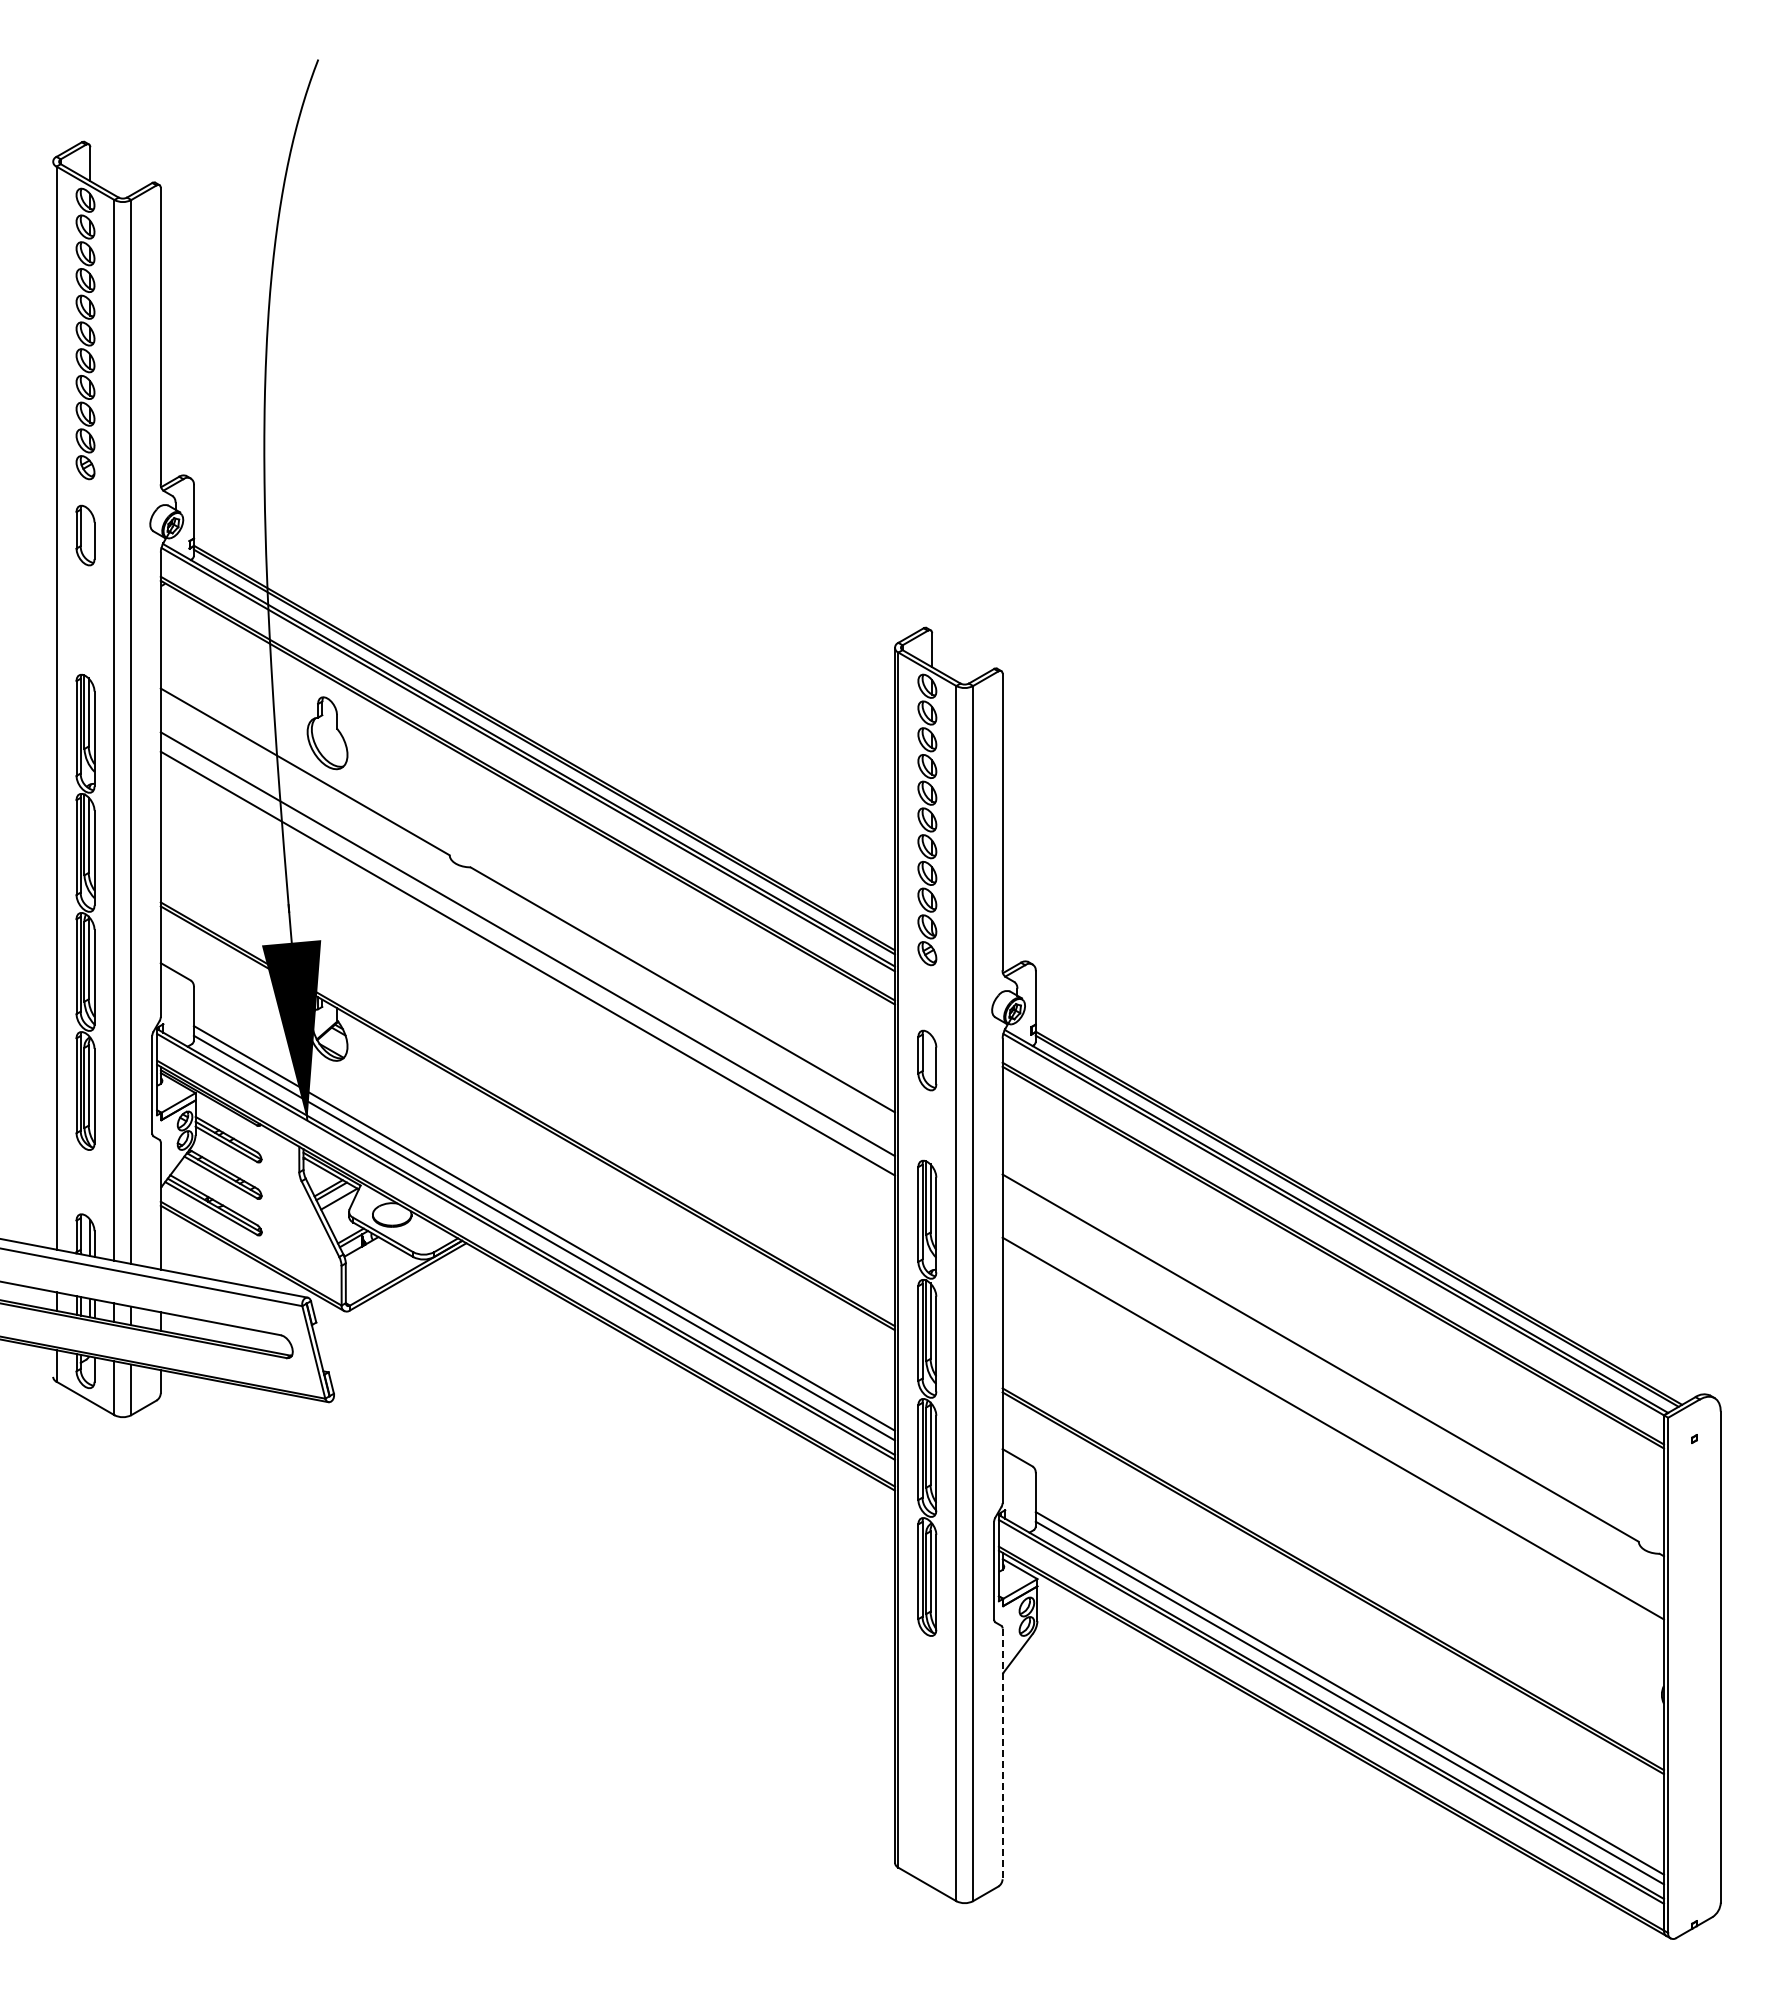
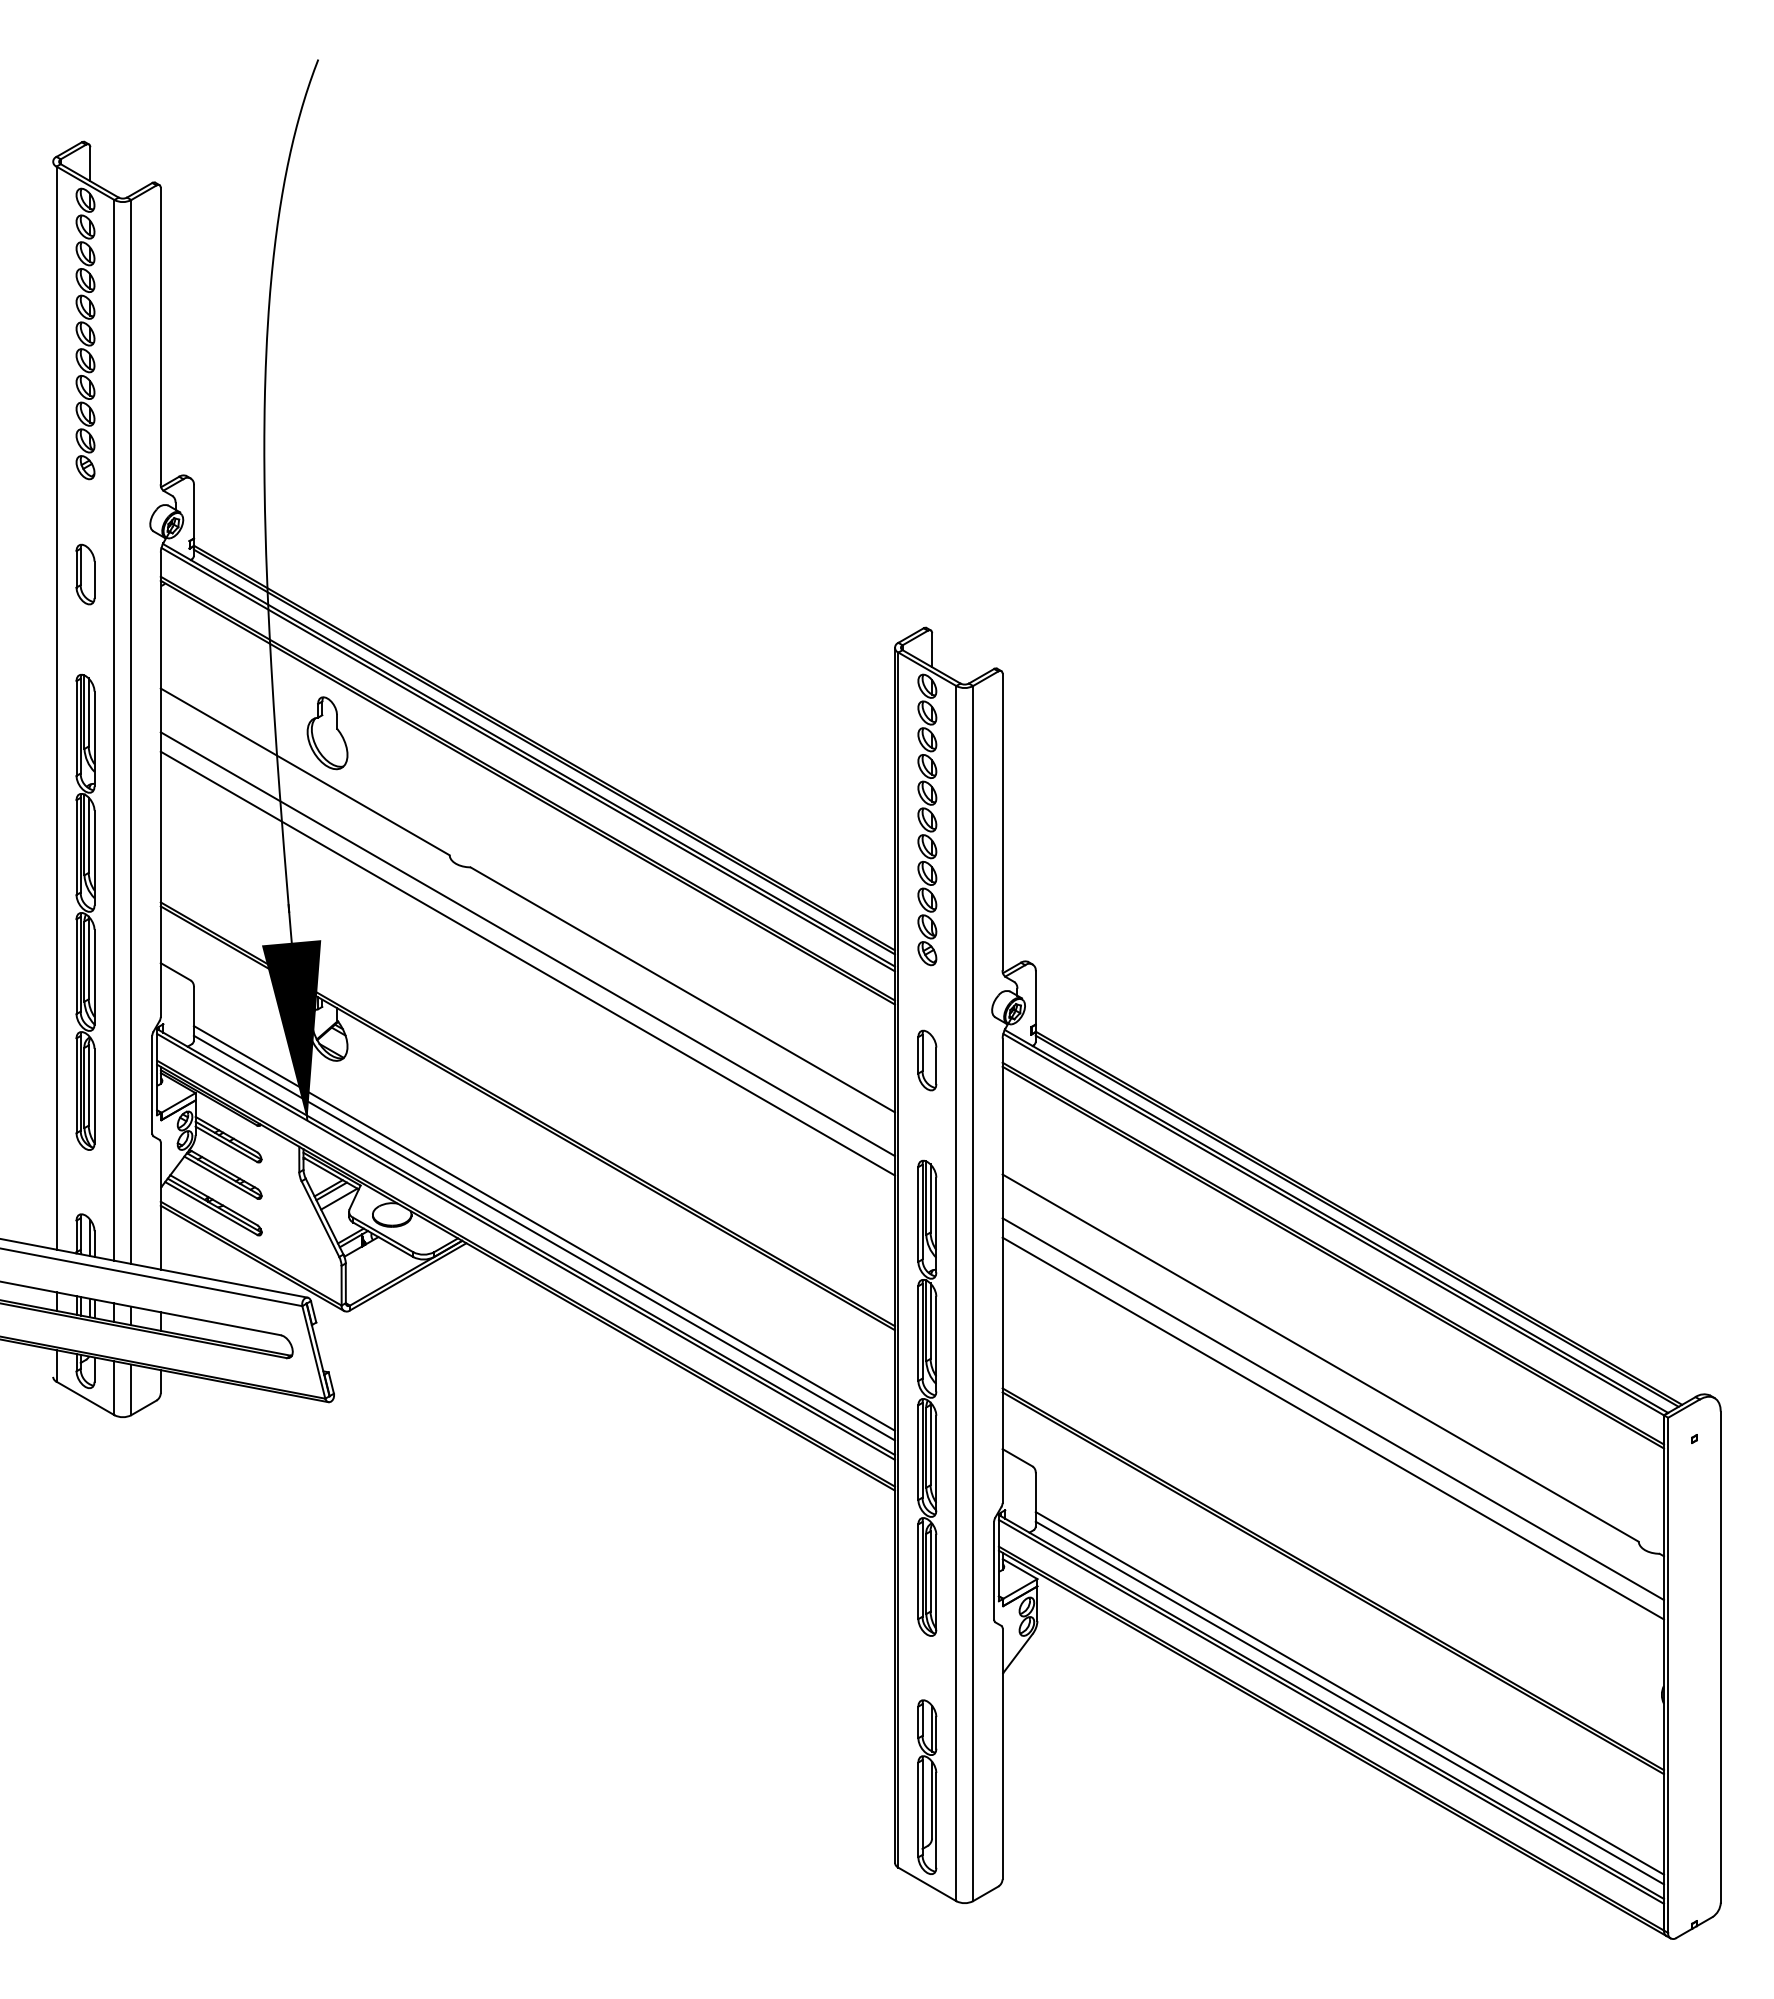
part position: (85, 535) -> (85, 574) (85, 574)
line: none -> present (1332, 1409)
line: dashed -> solid (1002, 1754)
part: none -> present (927, 1786)
